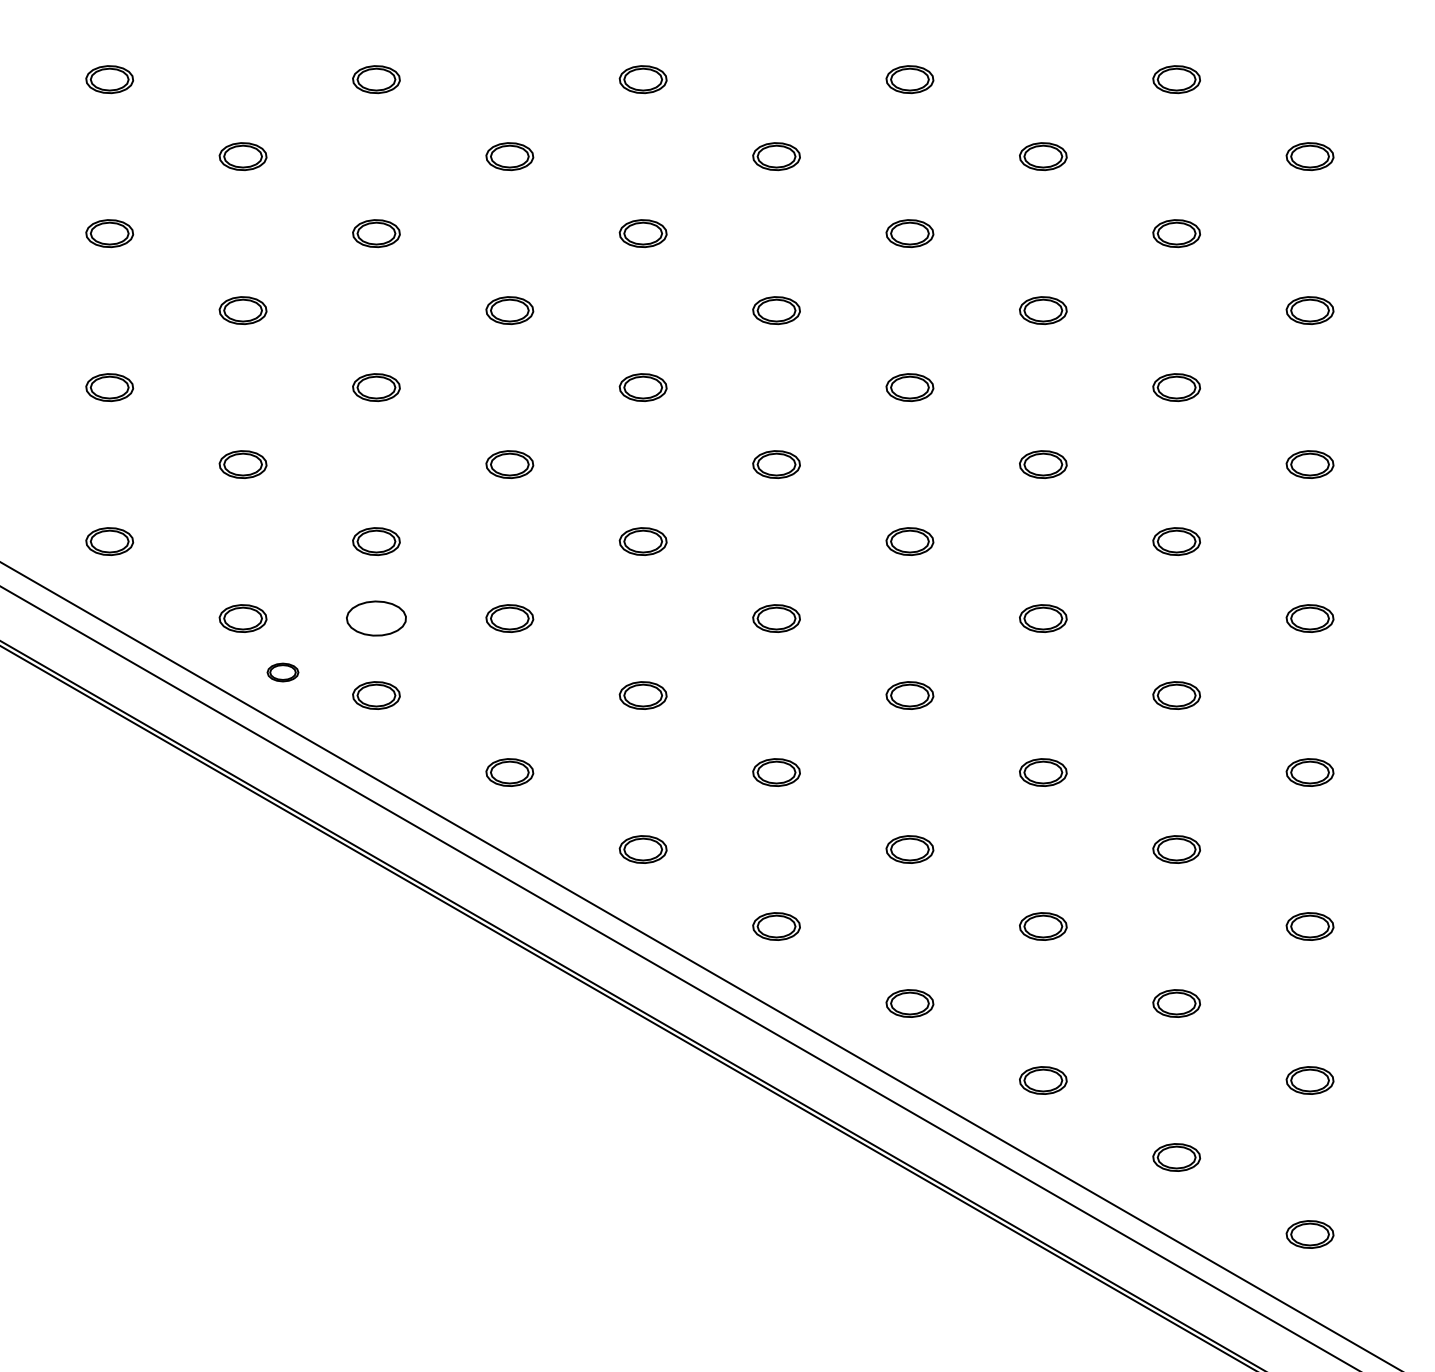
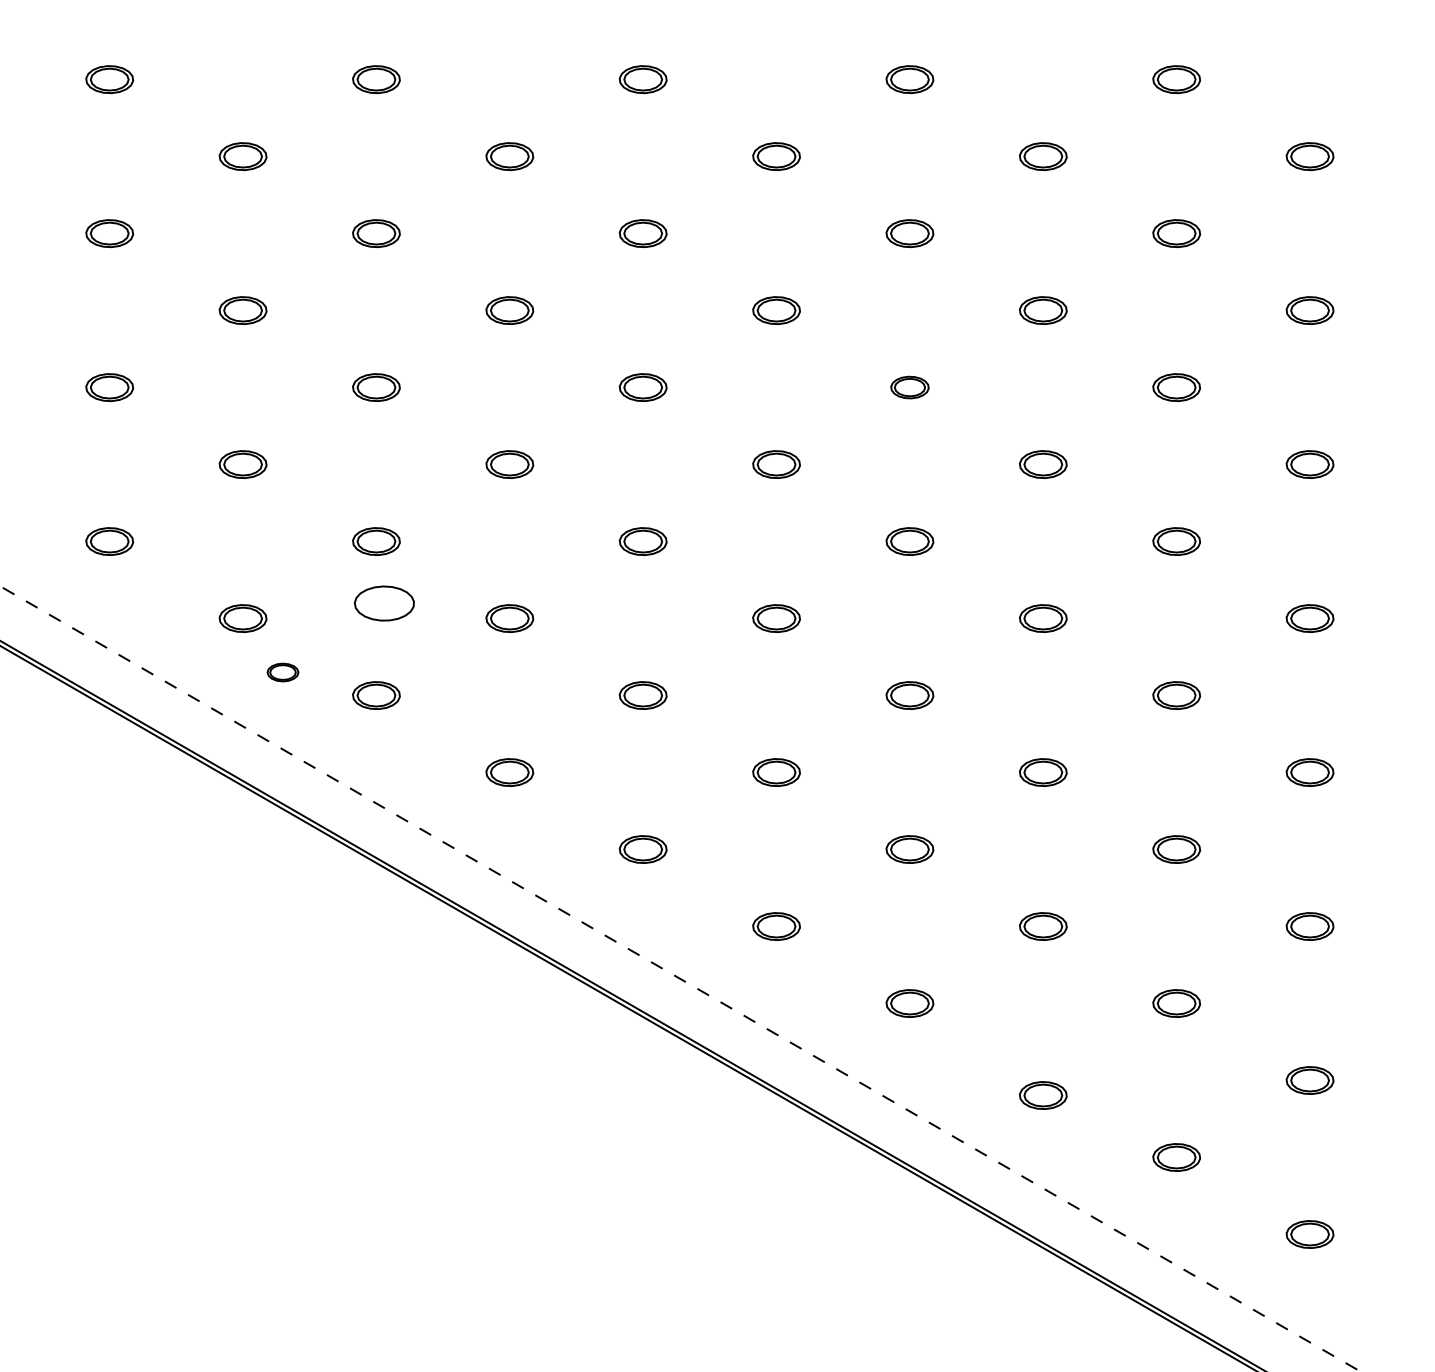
part size: 50x29 px -> 40x25 px (909, 387)
part position: (376, 618) -> (384, 603) (384, 603)
line: present -> none (699, 965)
line: solid -> dashed (680, 978)
part position: (1043, 1080) -> (1043, 1095) (1043, 1095)
